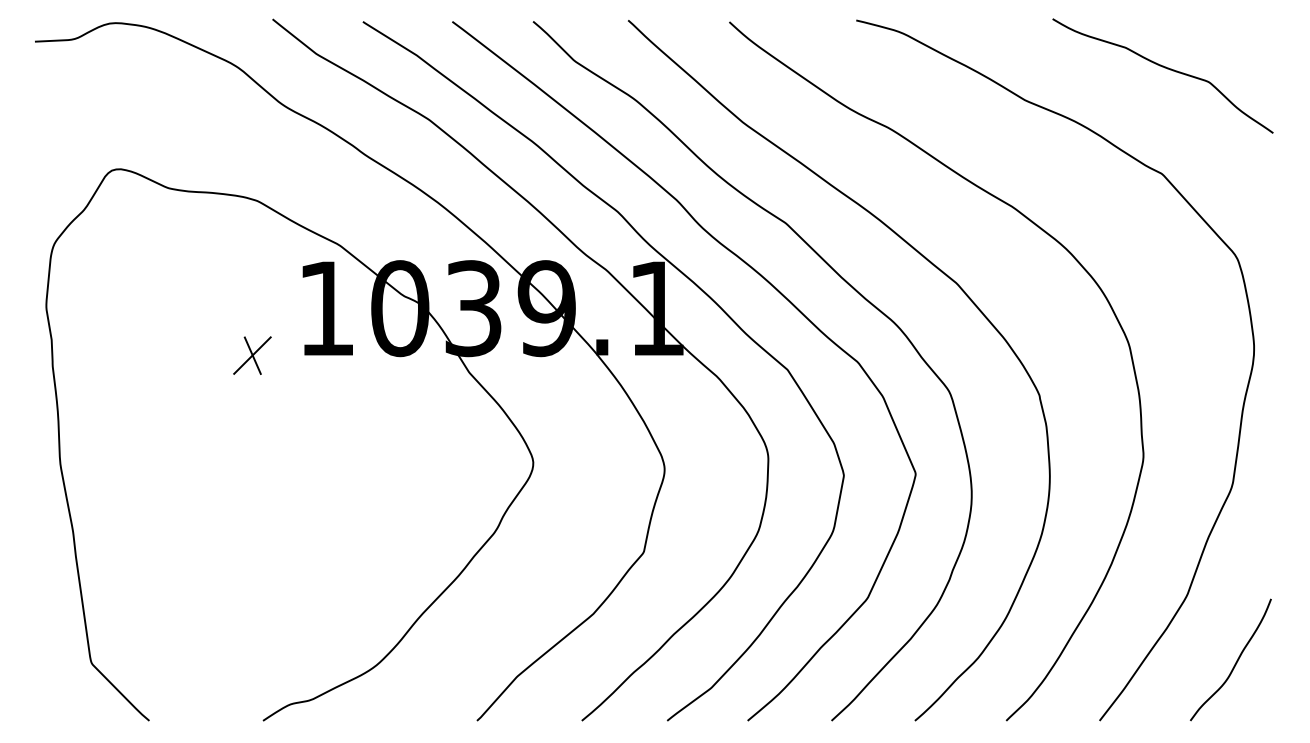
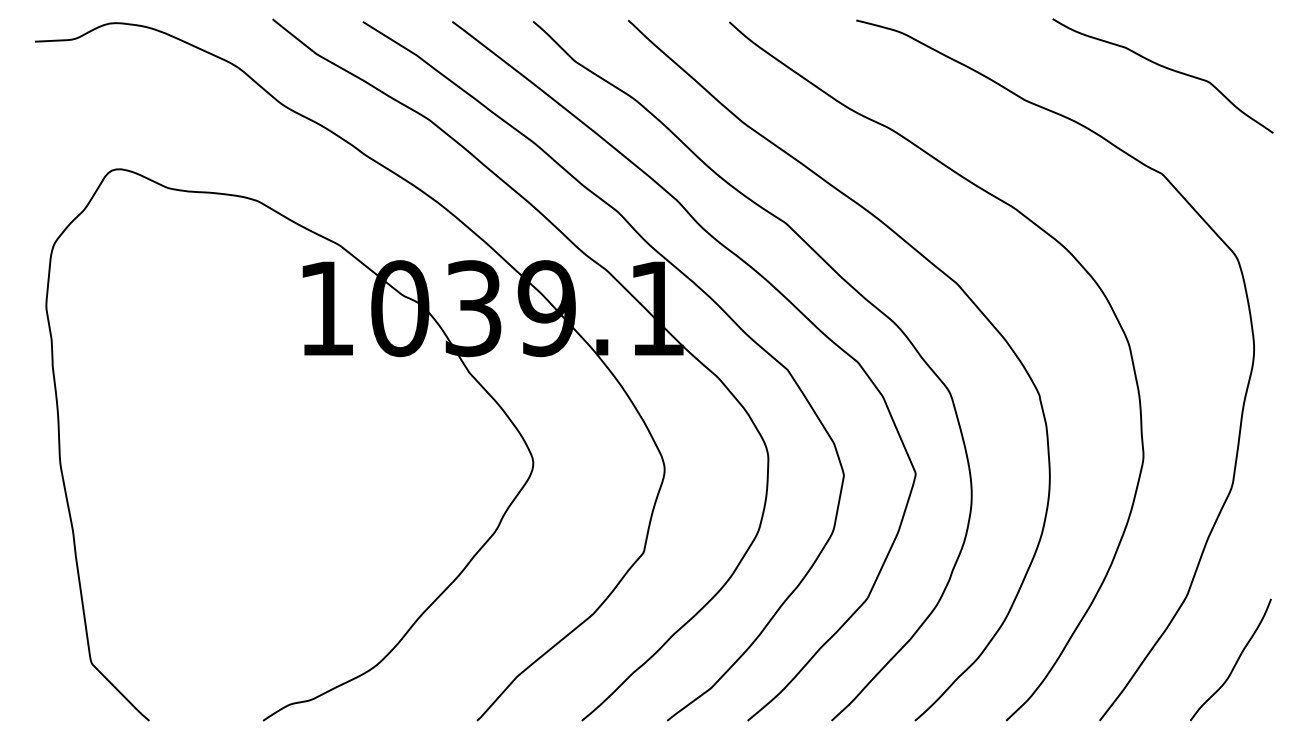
part: present -> none (252, 355)
